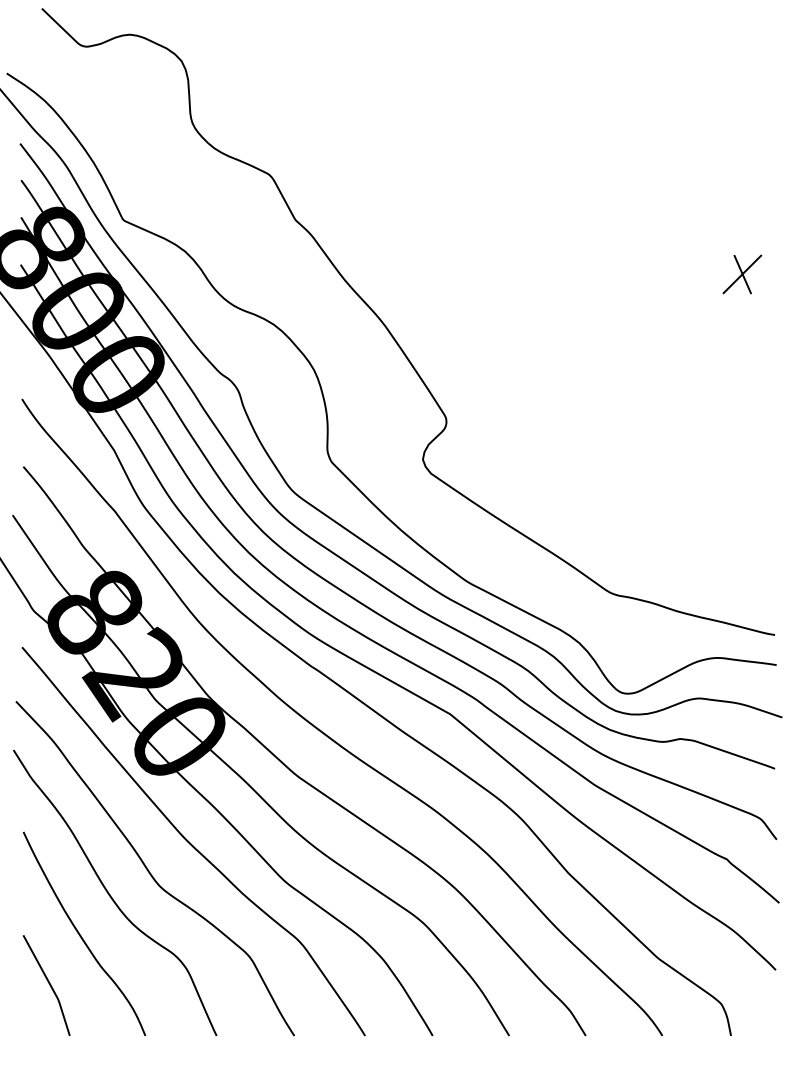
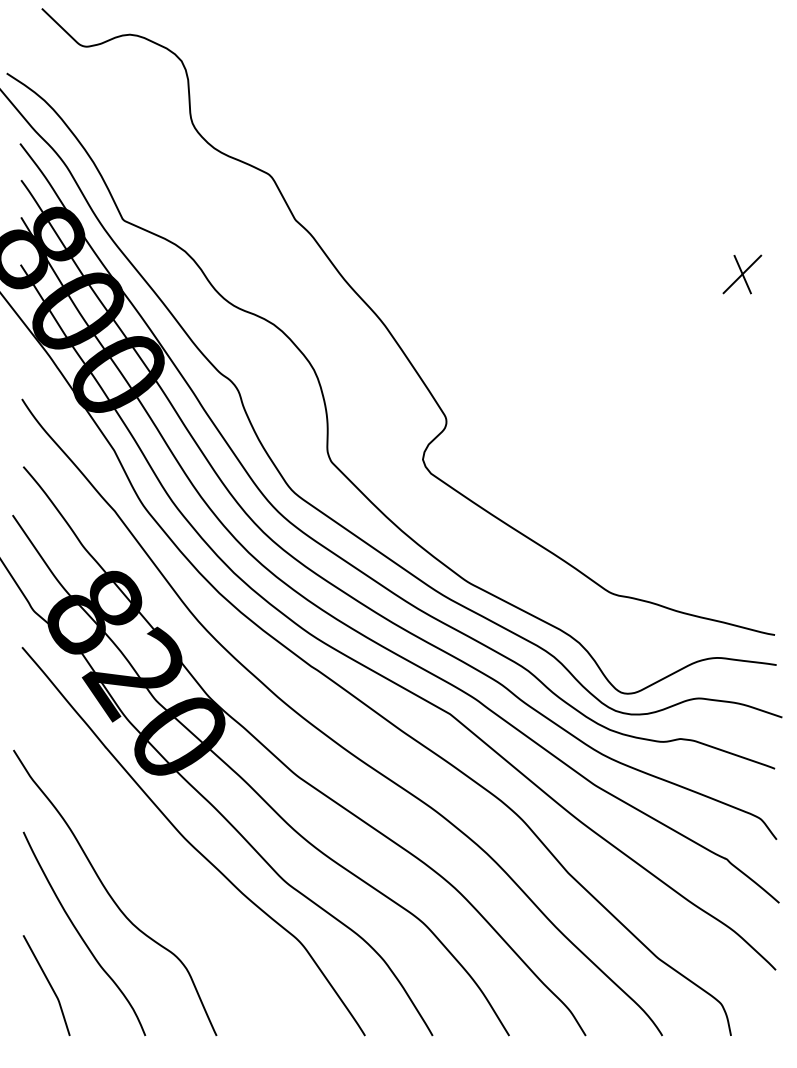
curve: present -> none (149, 870)
